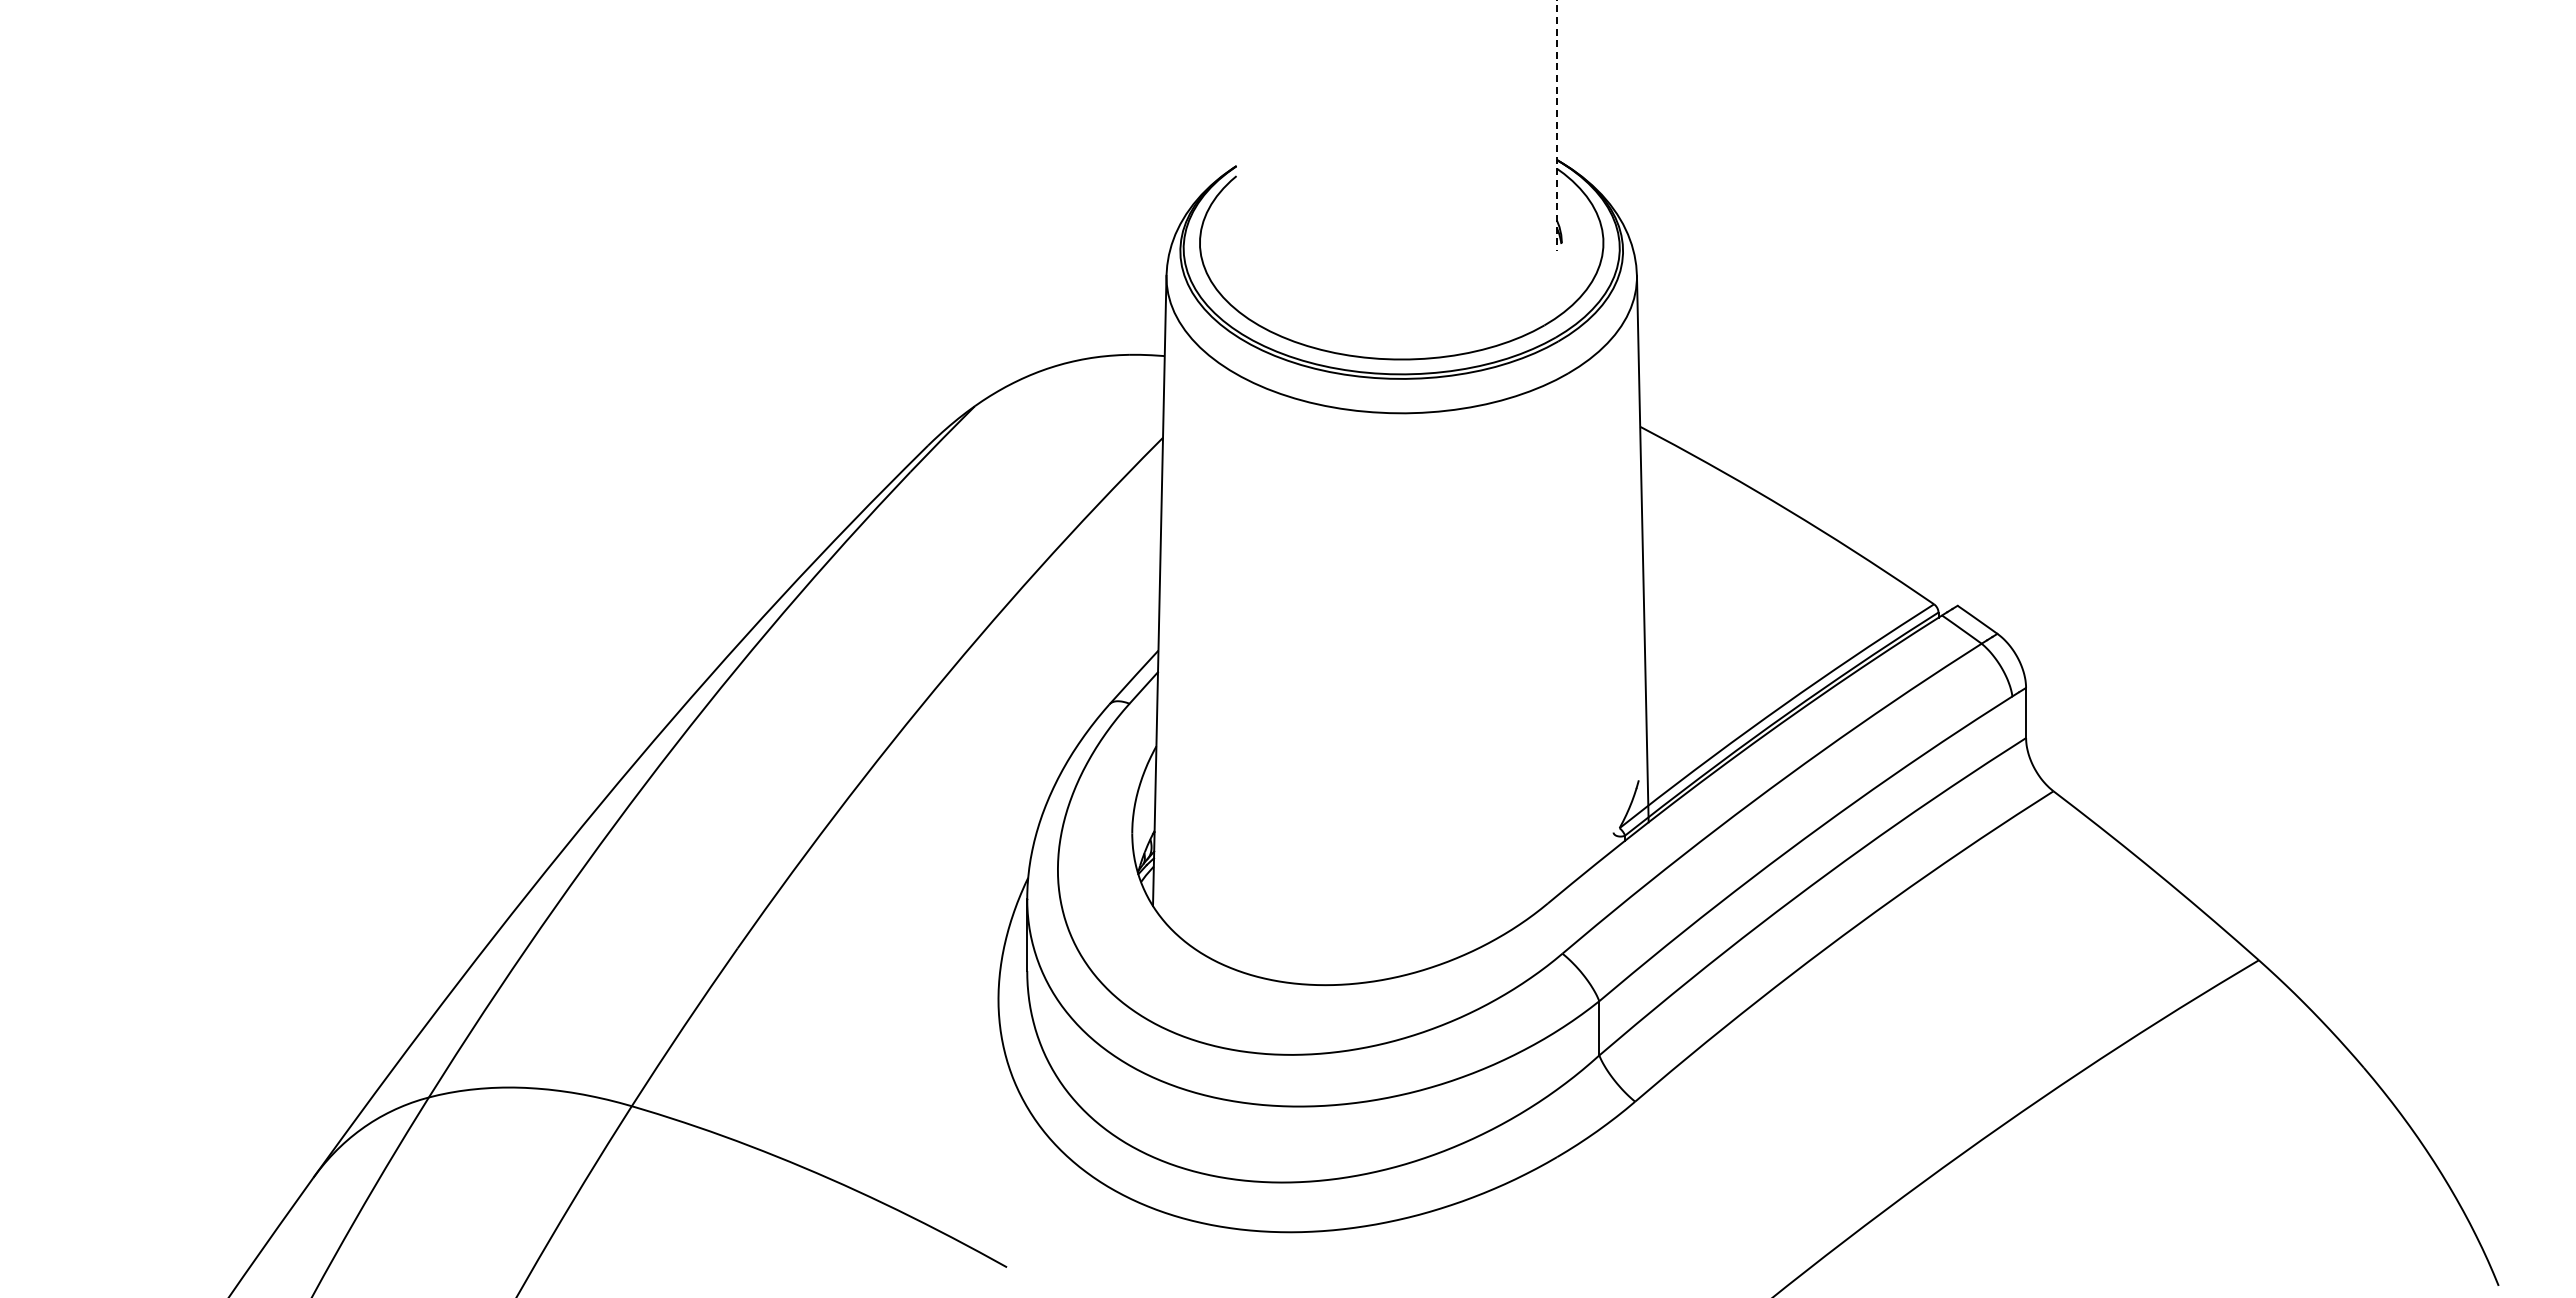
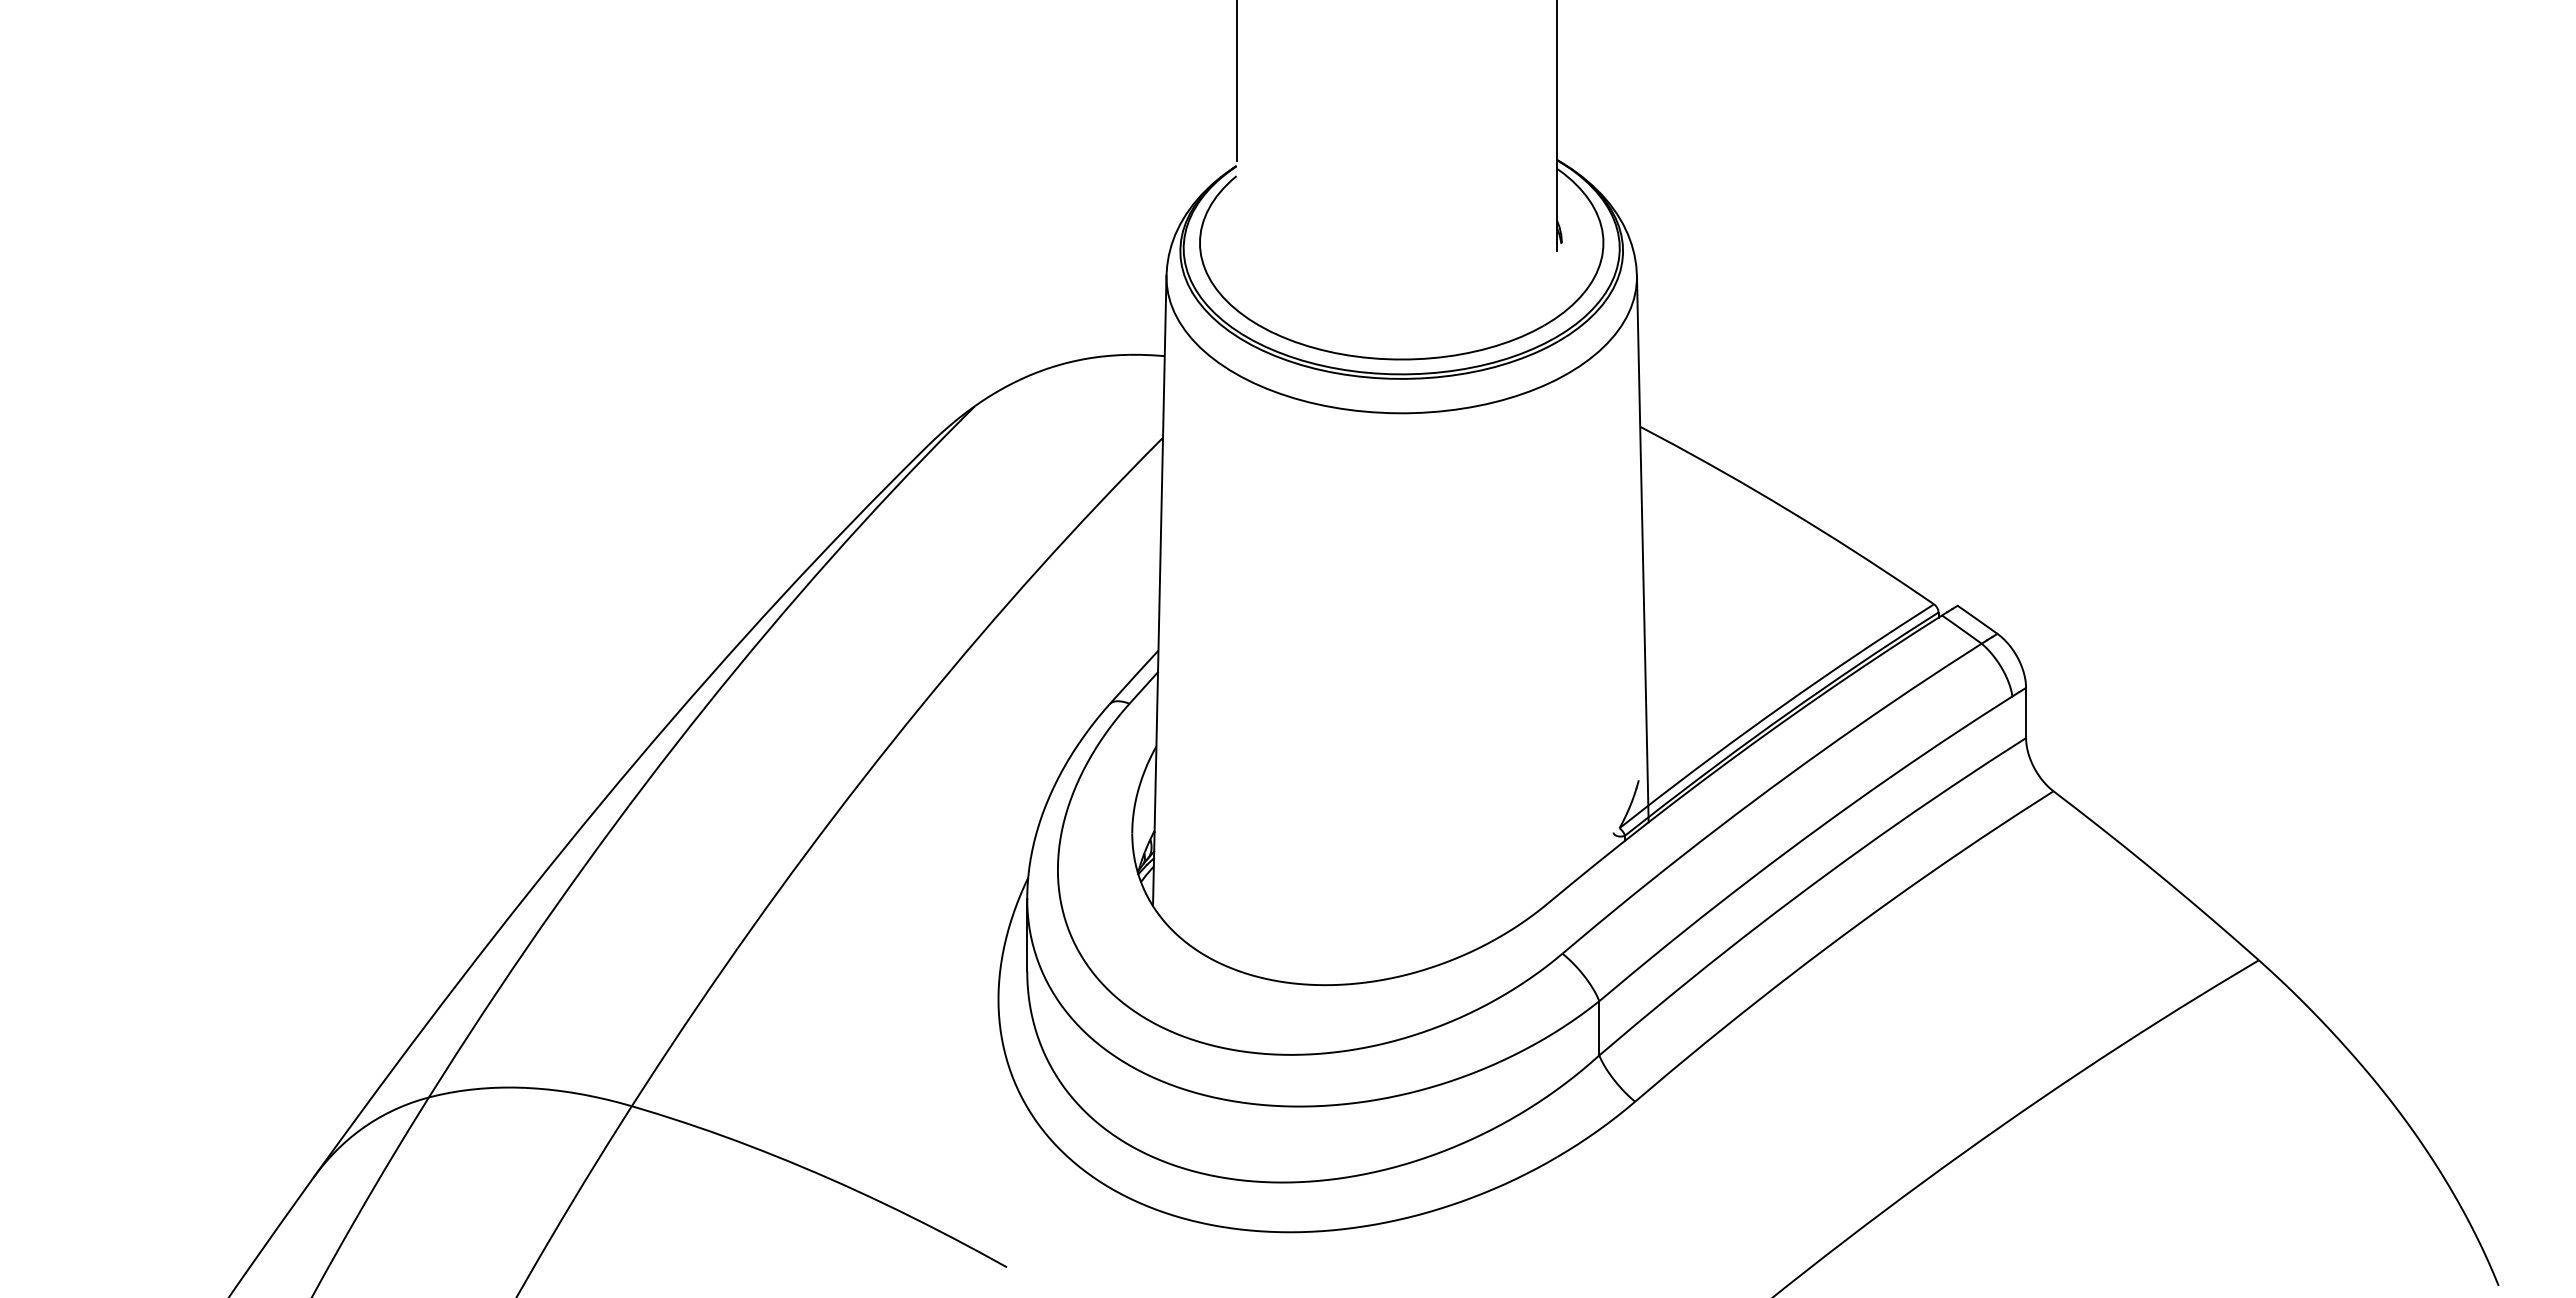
line: none -> present (1236, 81)
line: dashed -> solid (1556, 125)
